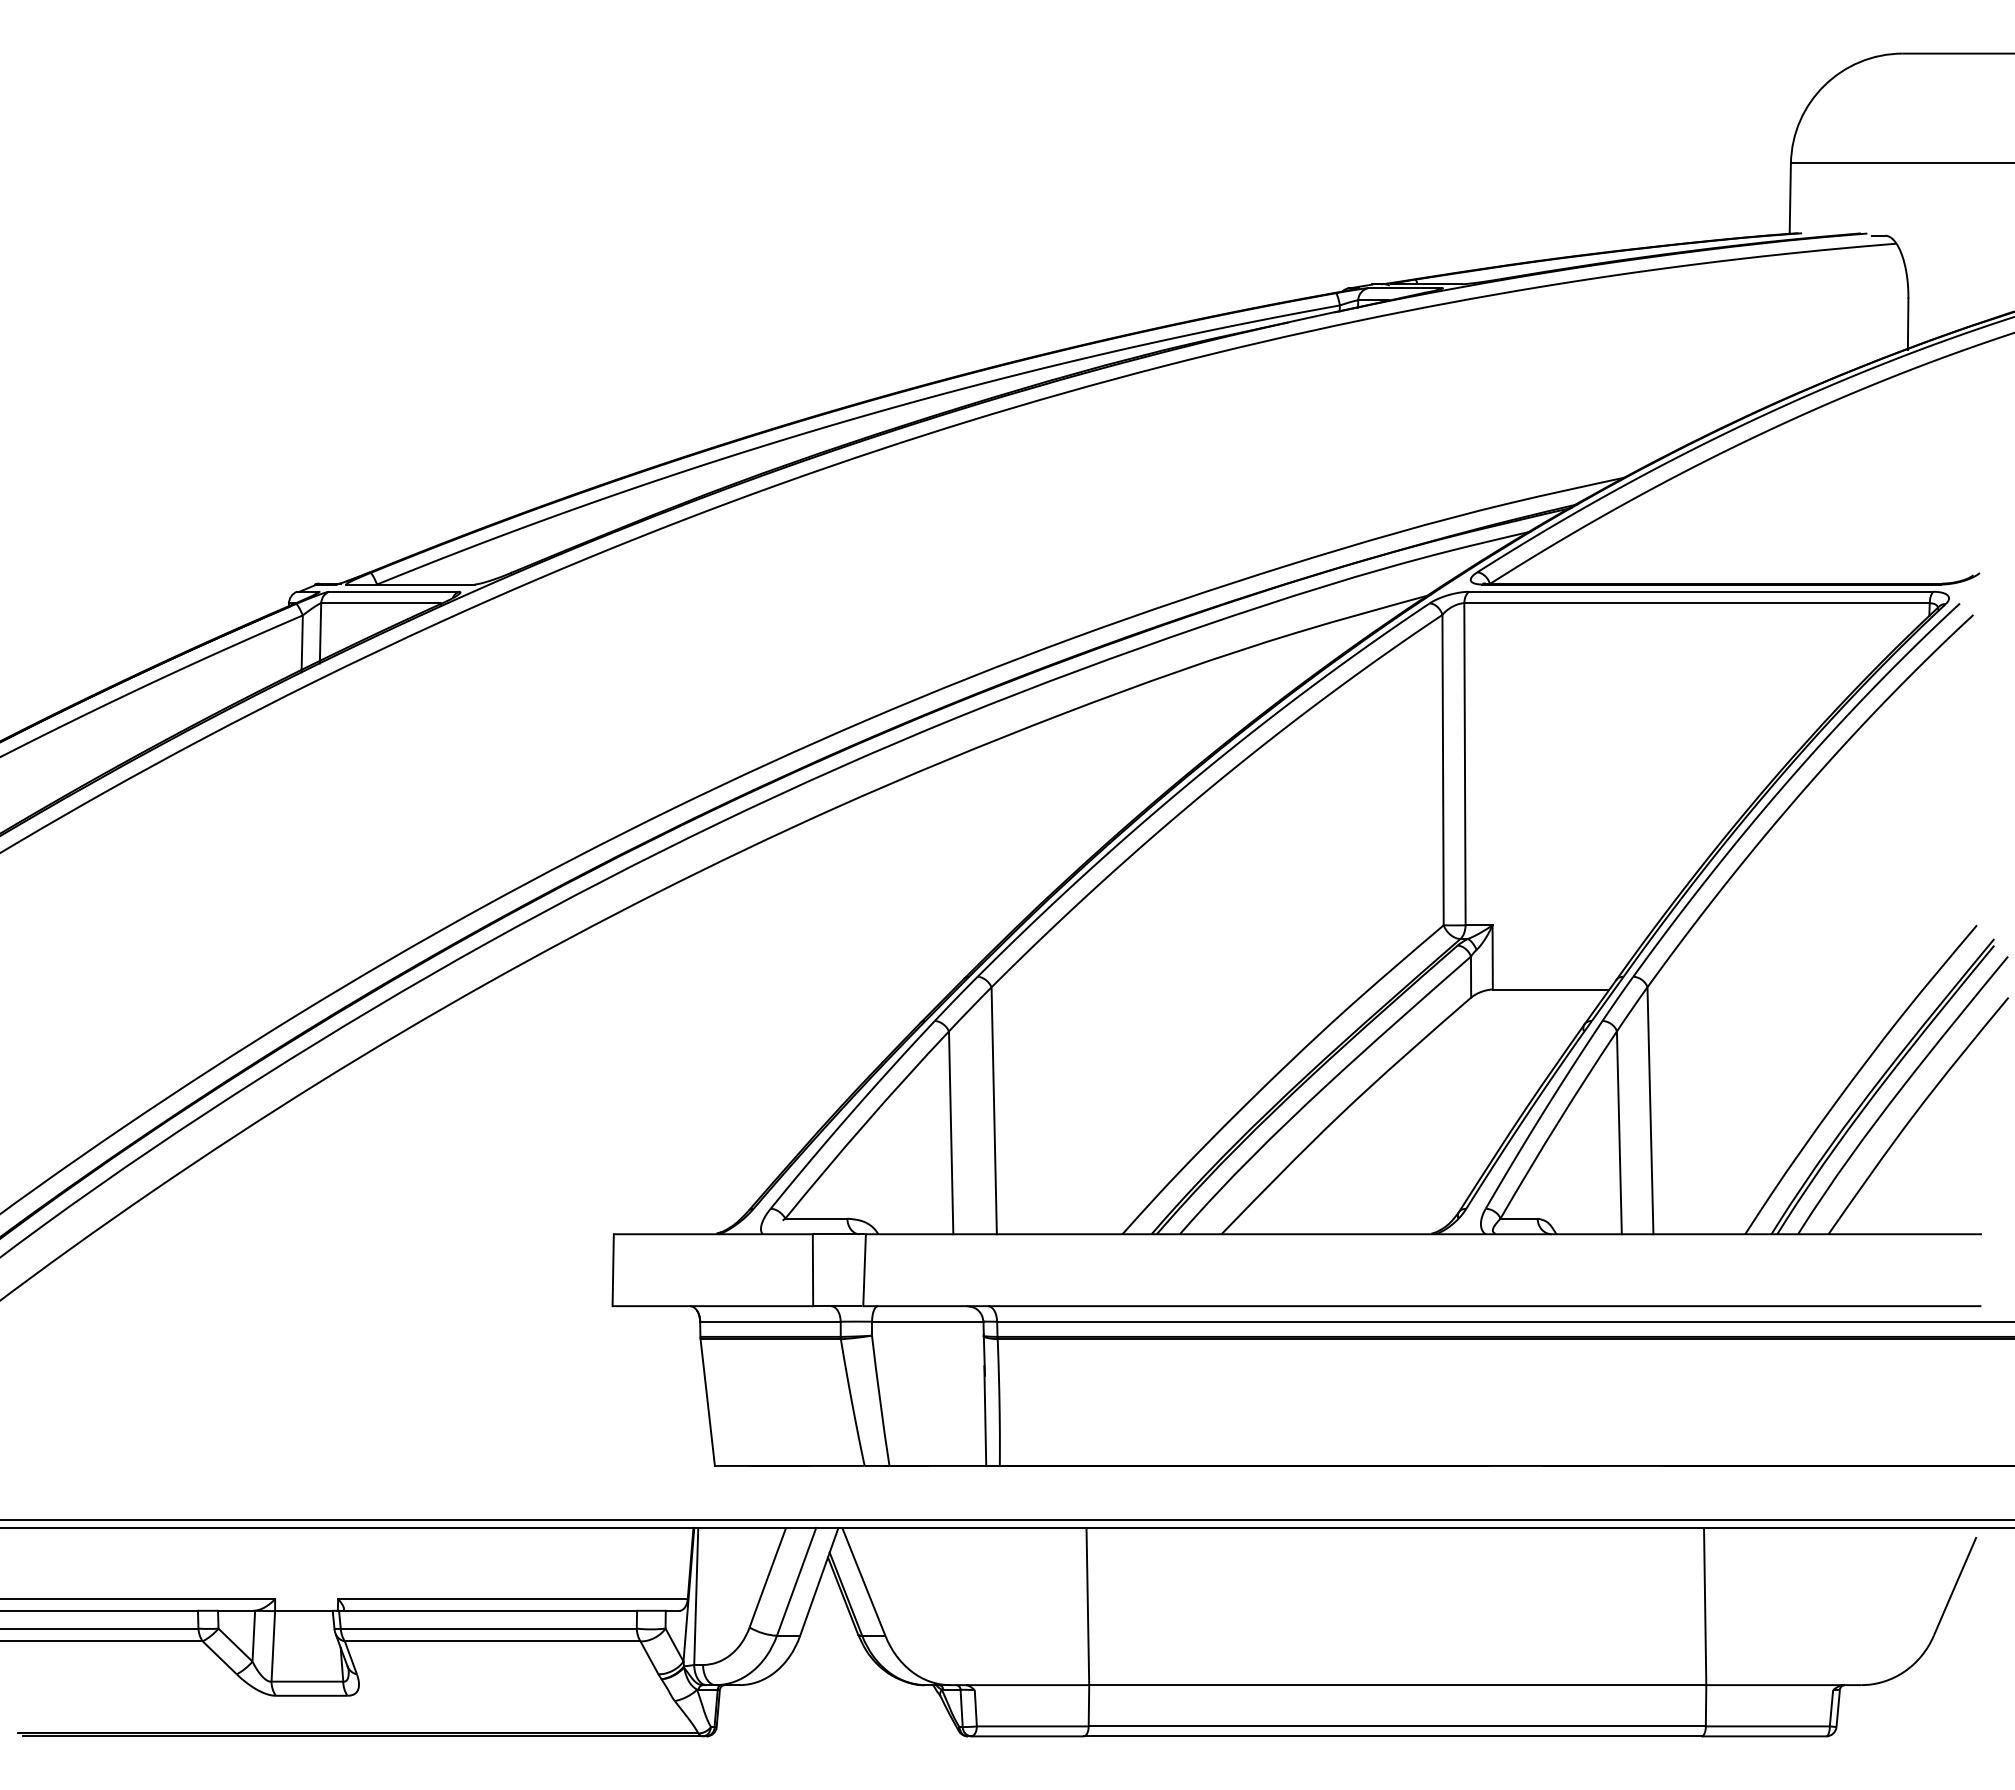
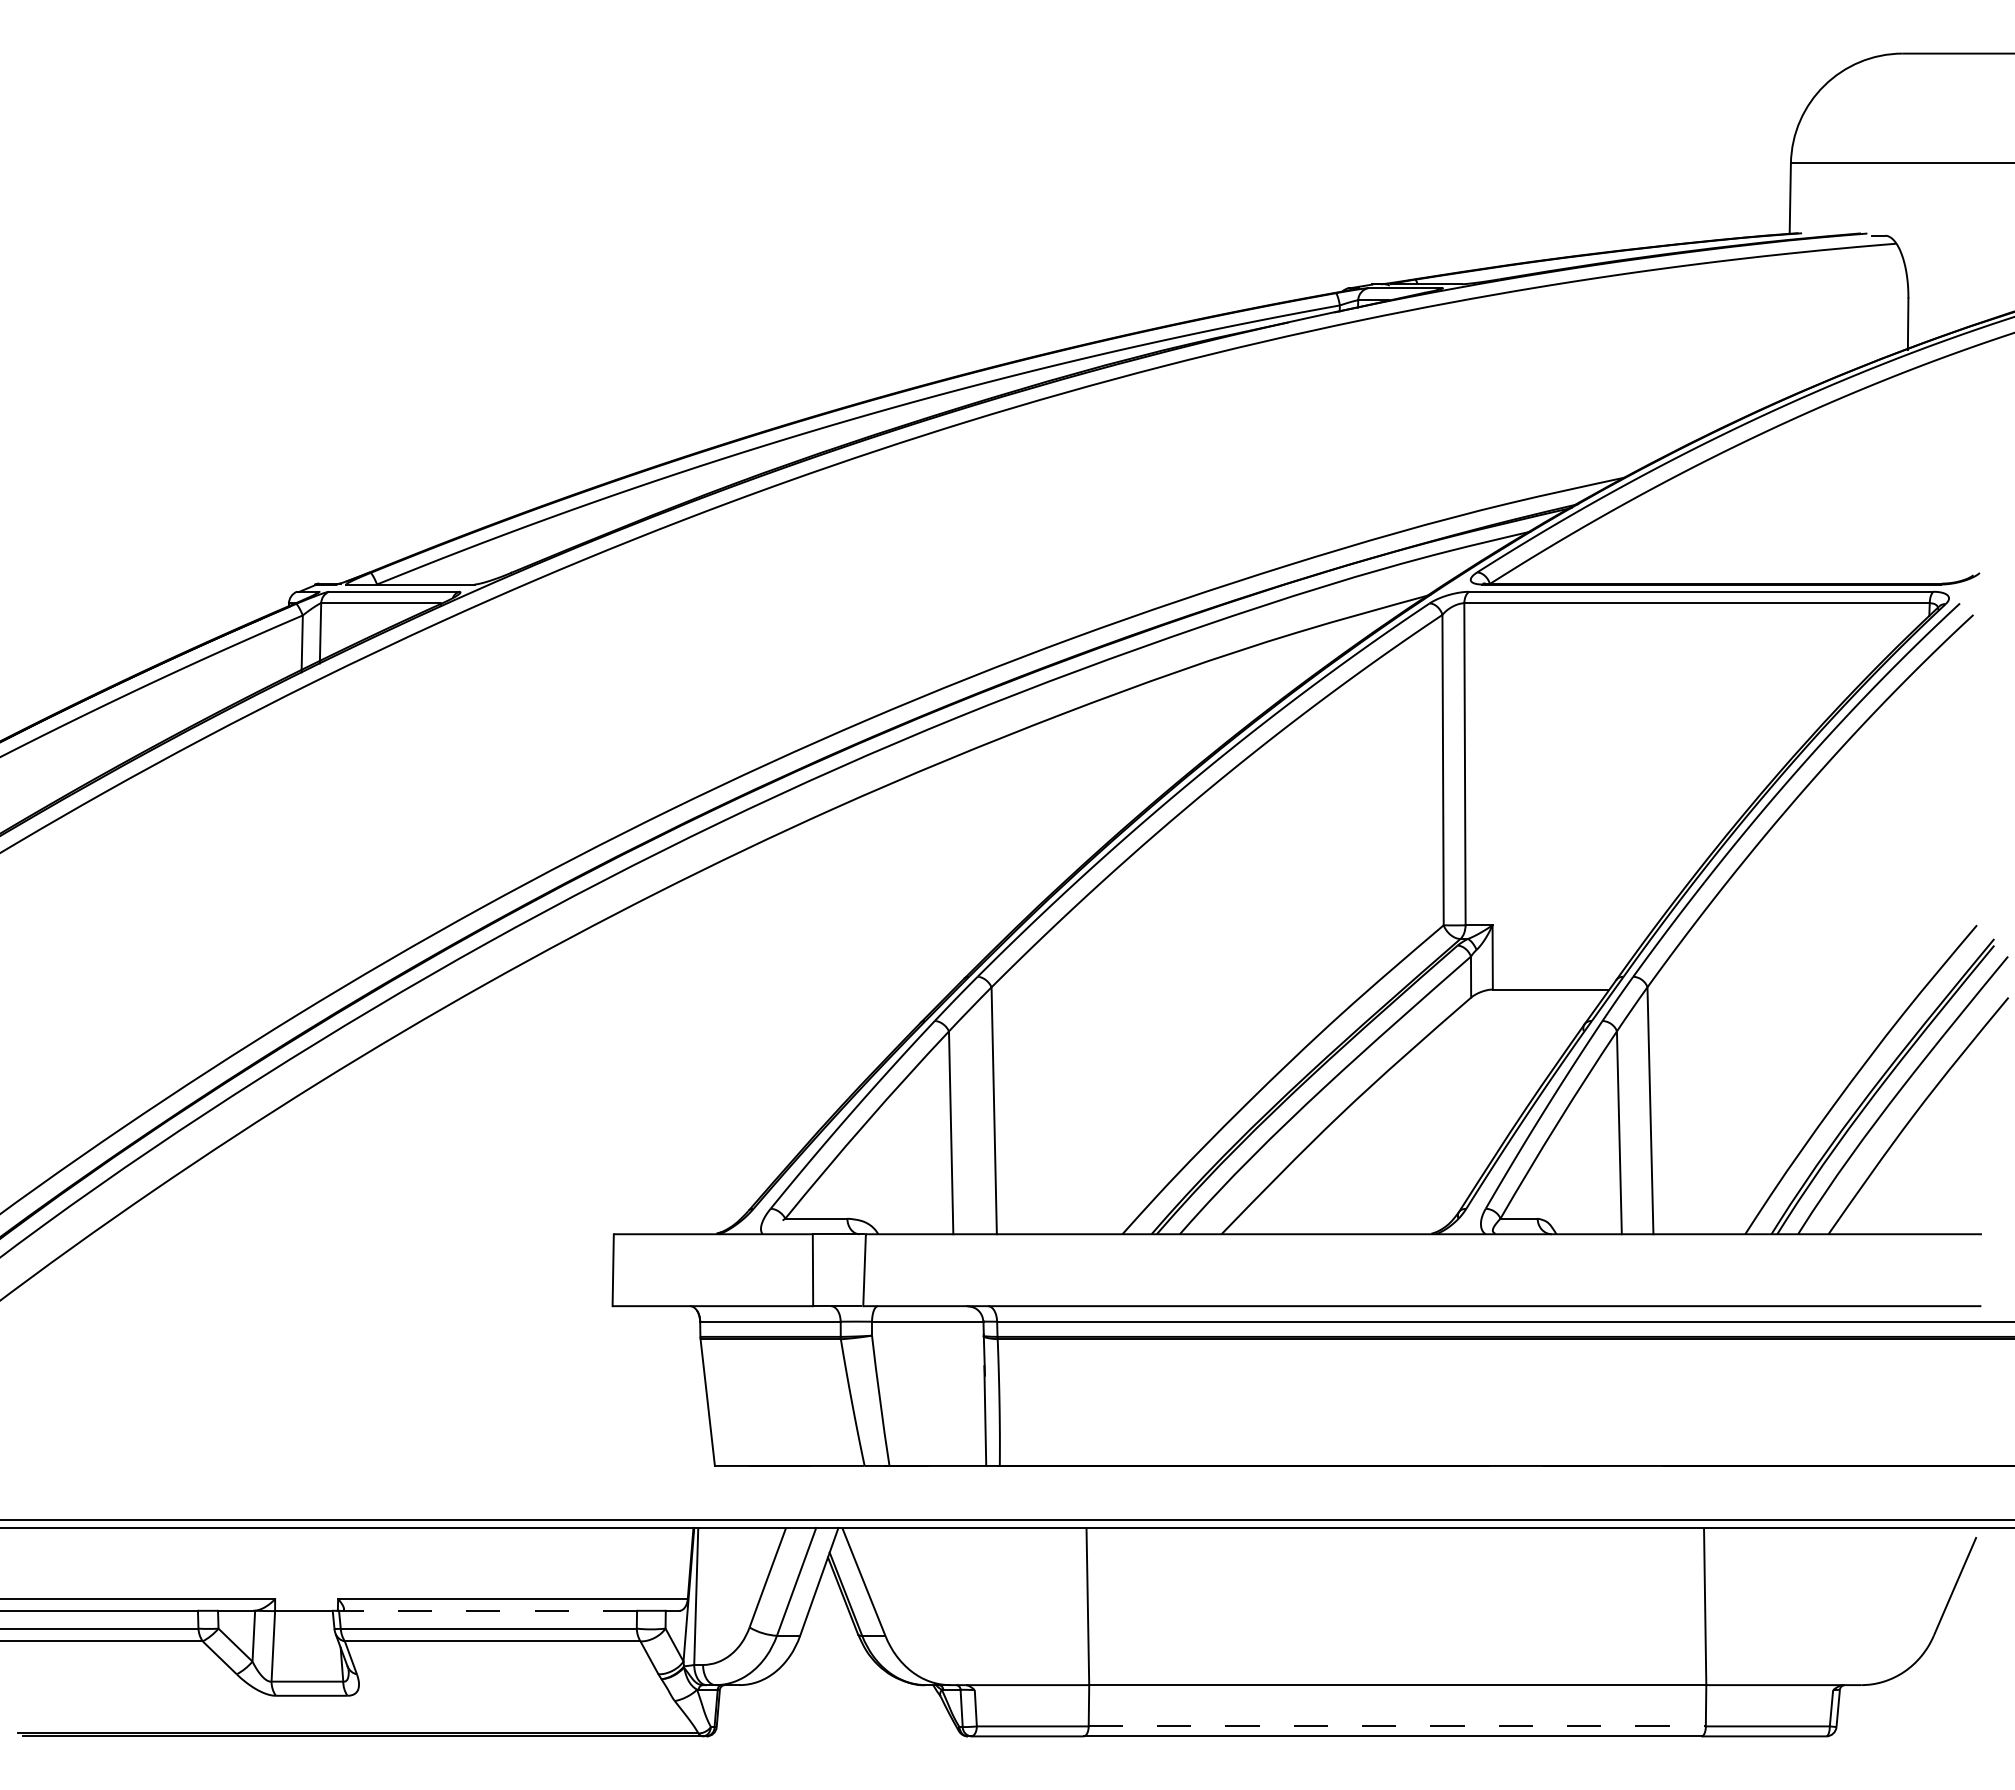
line: solid -> dashed (487, 1610)
line: solid -> dashed (1397, 1726)
